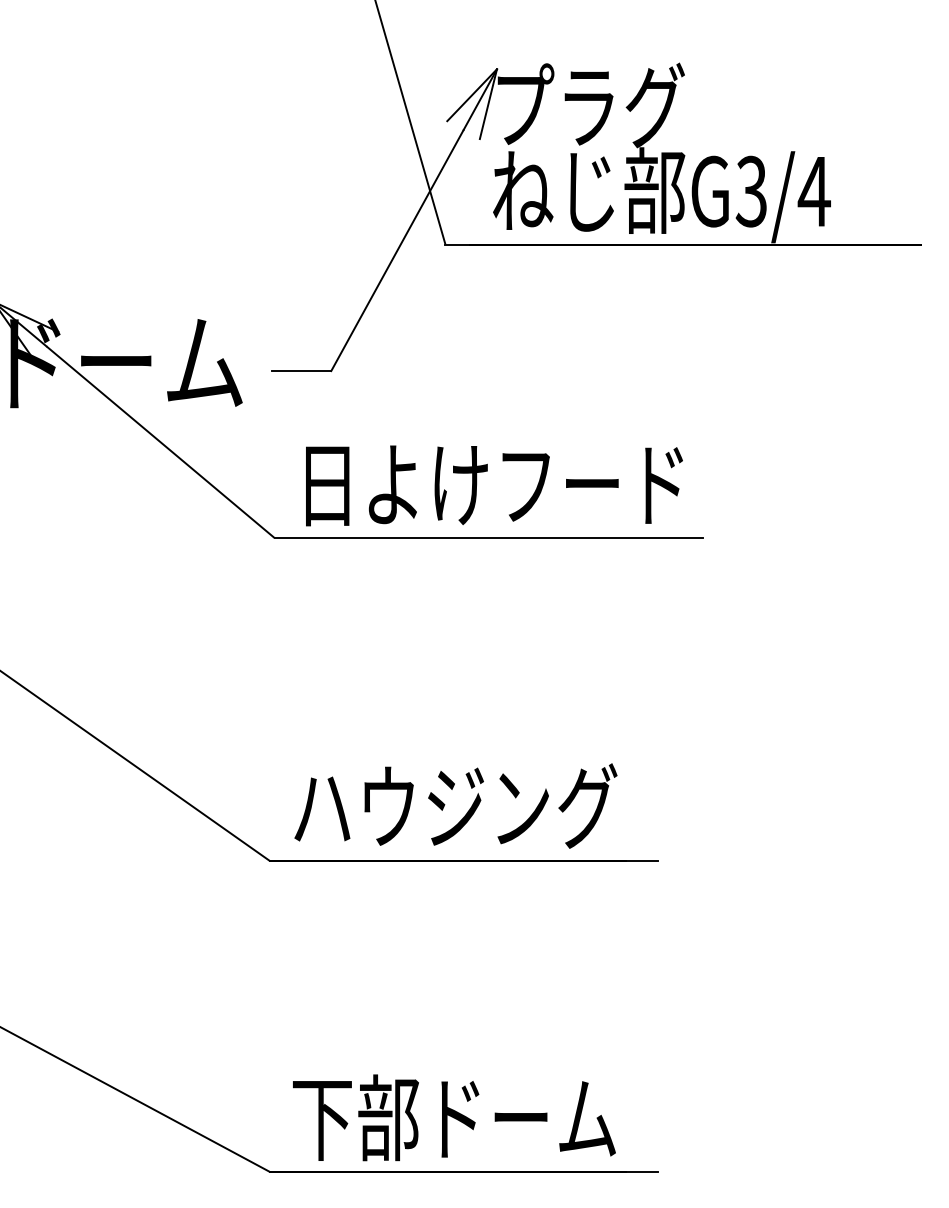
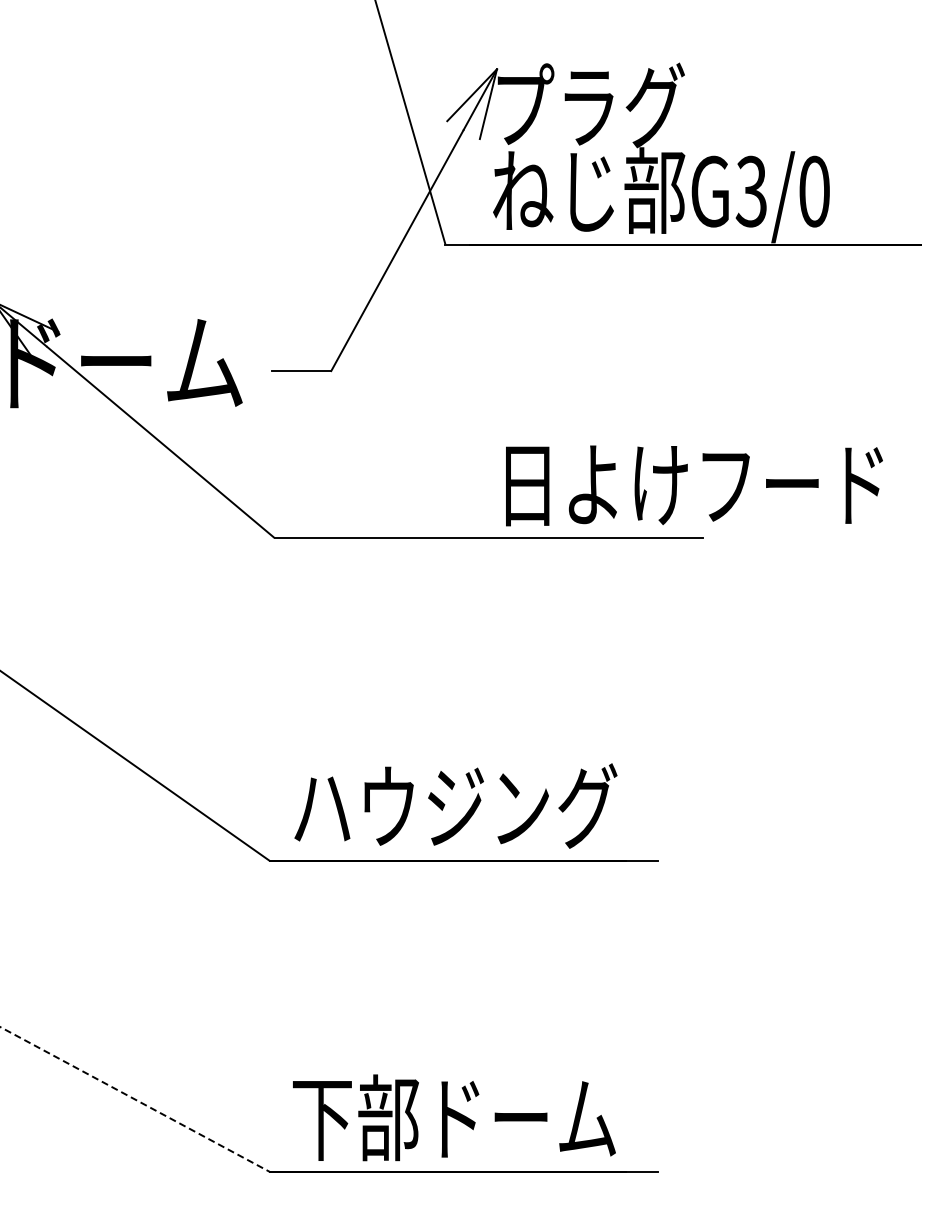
text: G3/4 -> G3/0 (813, 191)
text position: (494, 485) -> (694, 485) (694, 485)
line: solid -> dashed (134, 1099)
